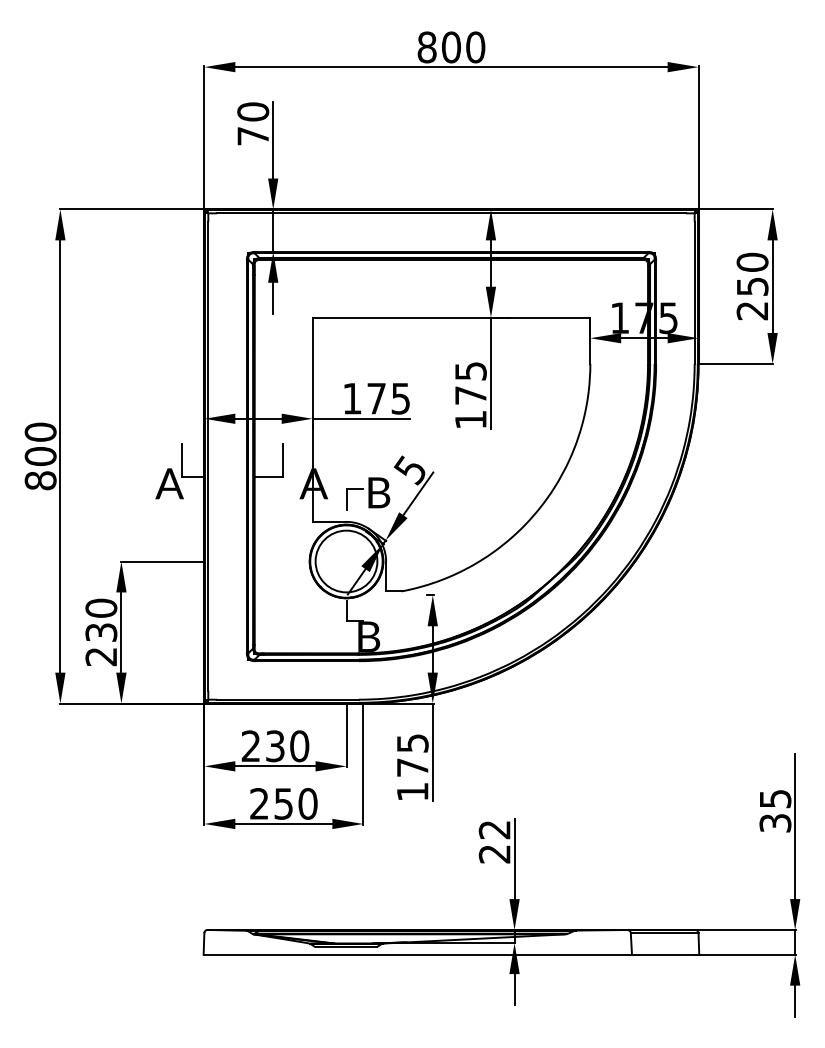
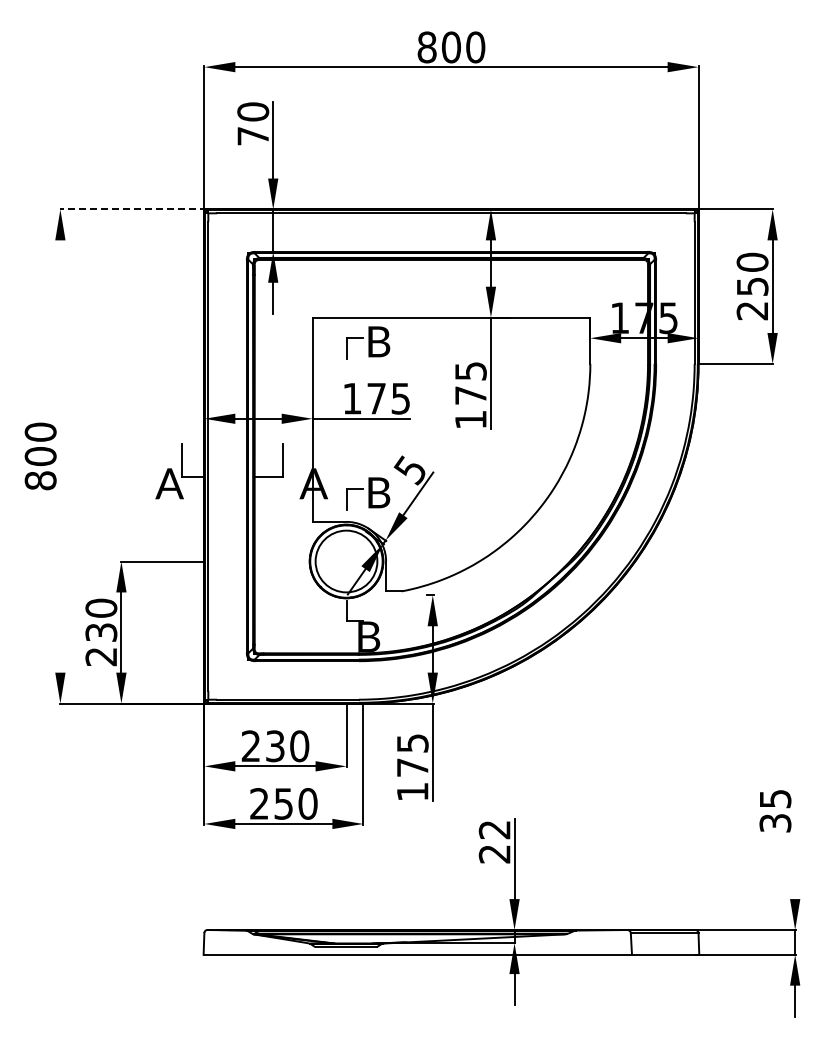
line: solid -> dashed (138, 209)
part: none -> present (368, 342)
line: present -> none (60, 456)
line: present -> none (795, 826)
